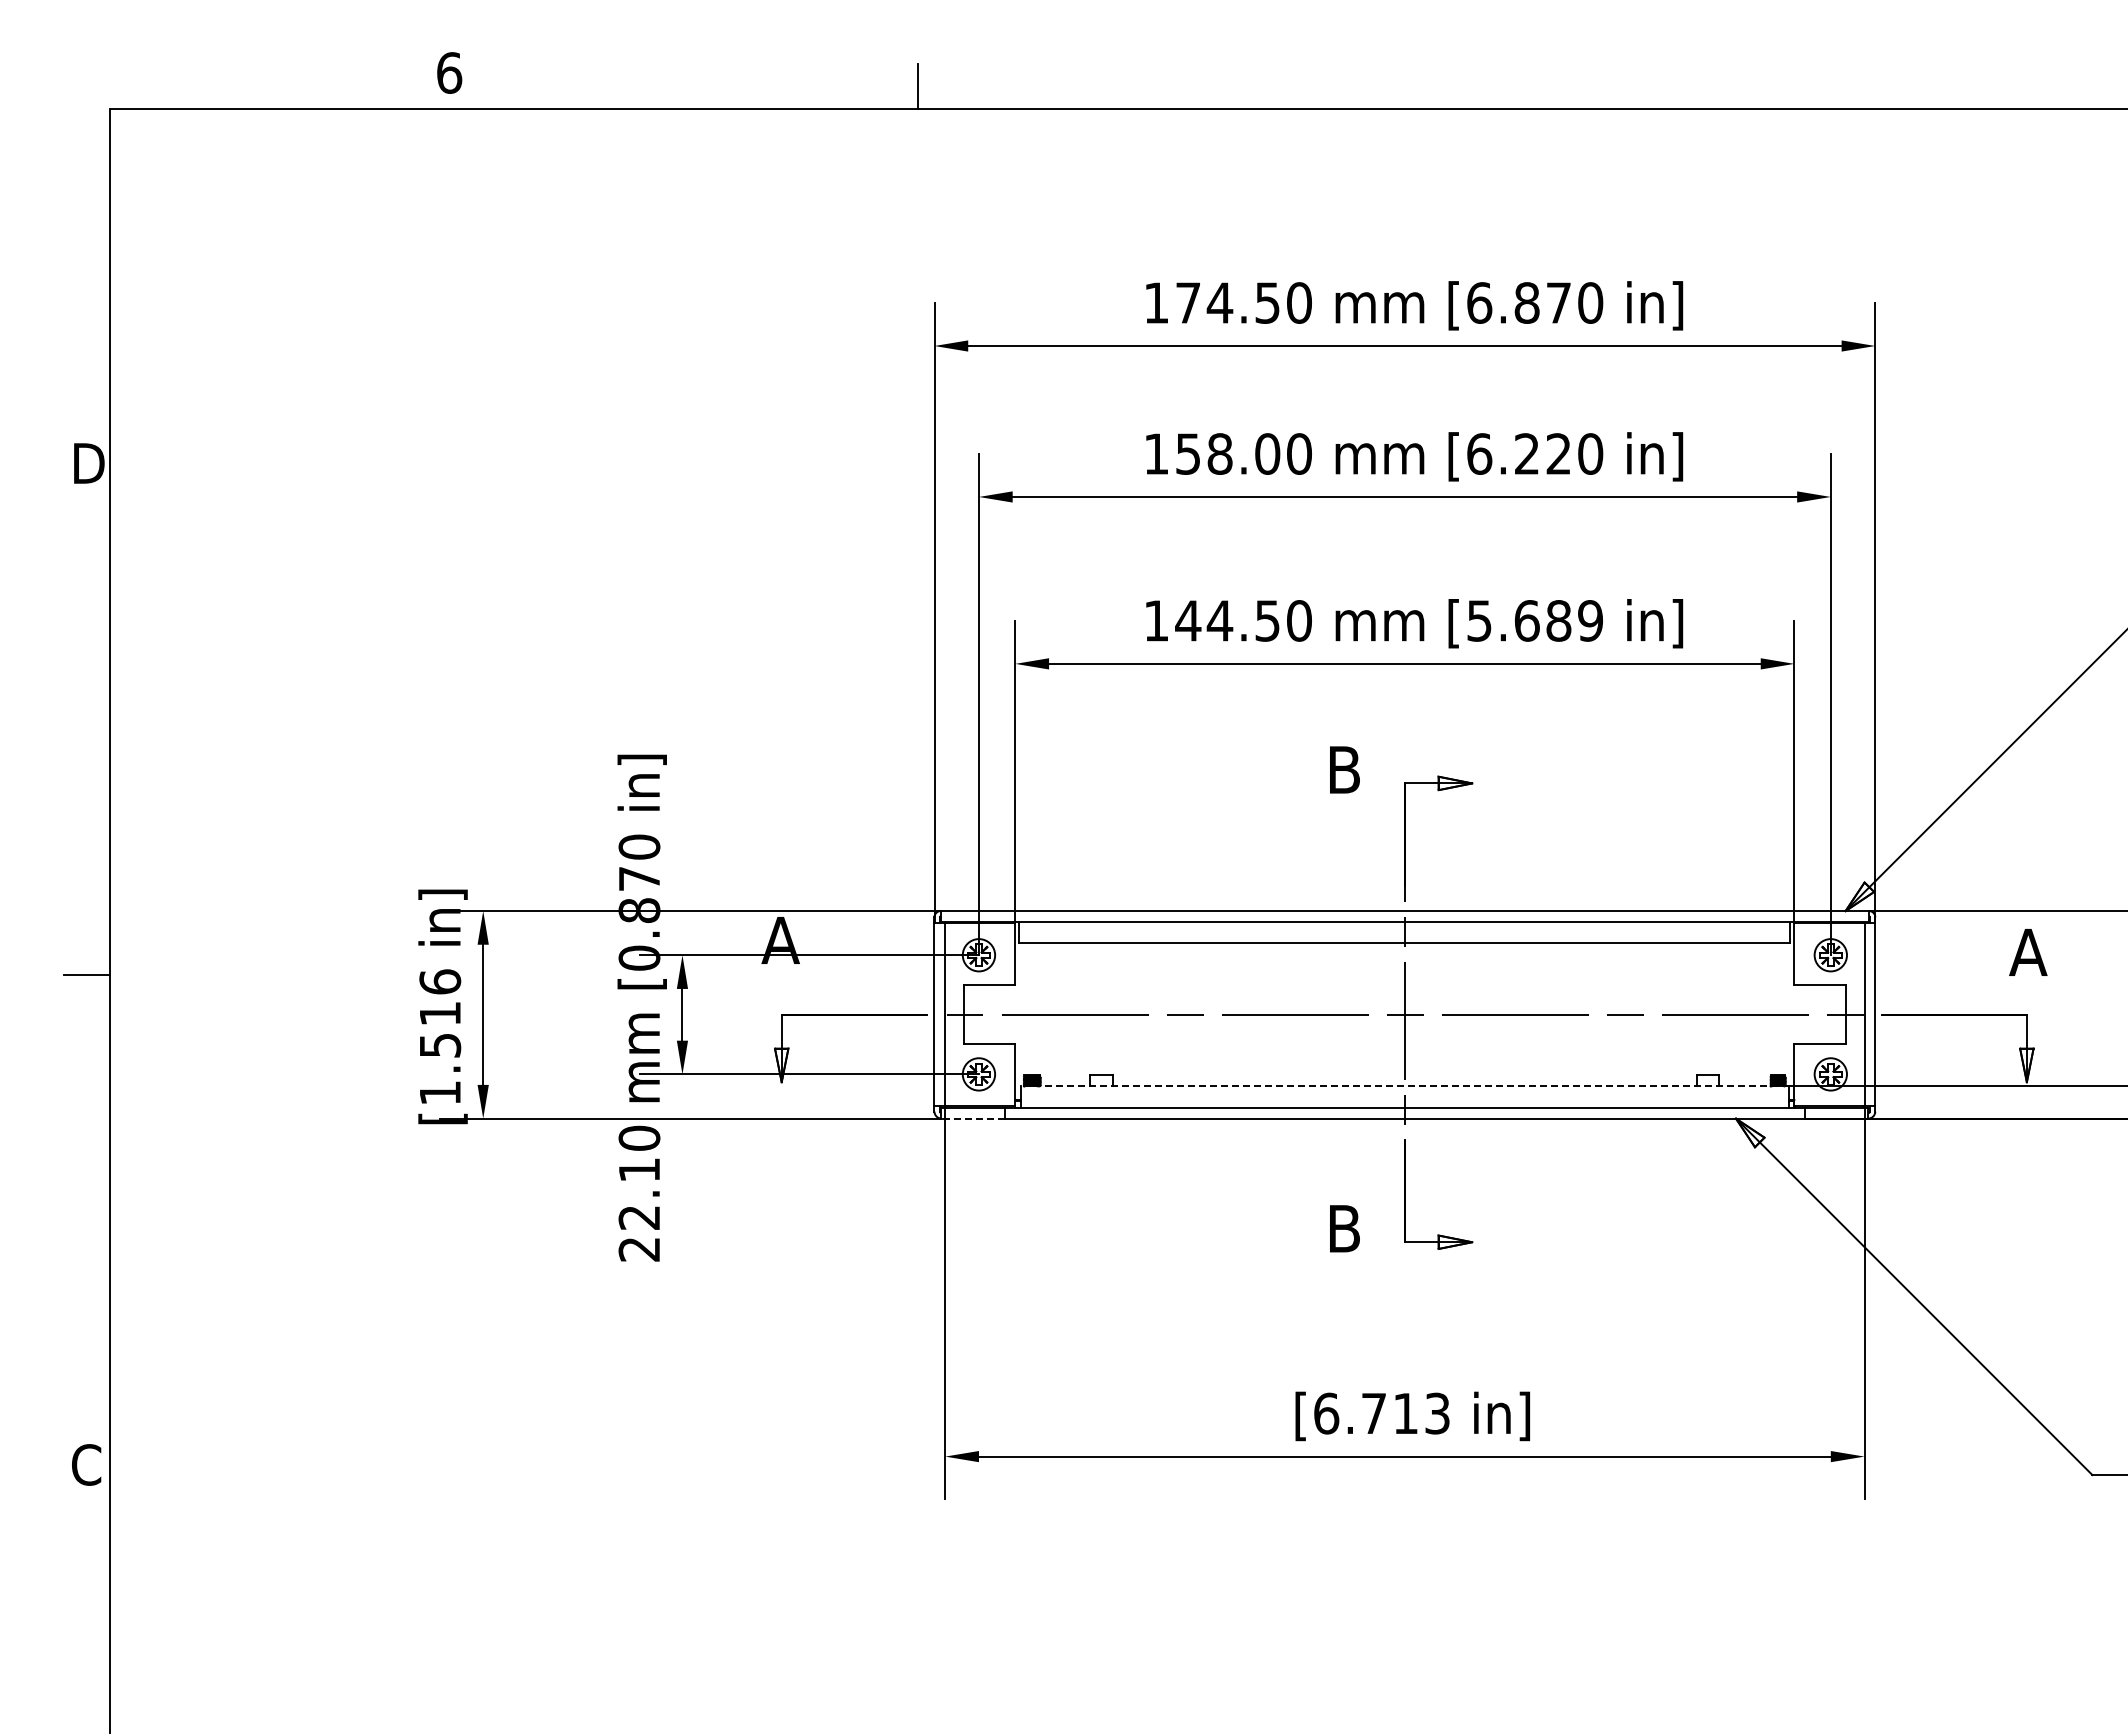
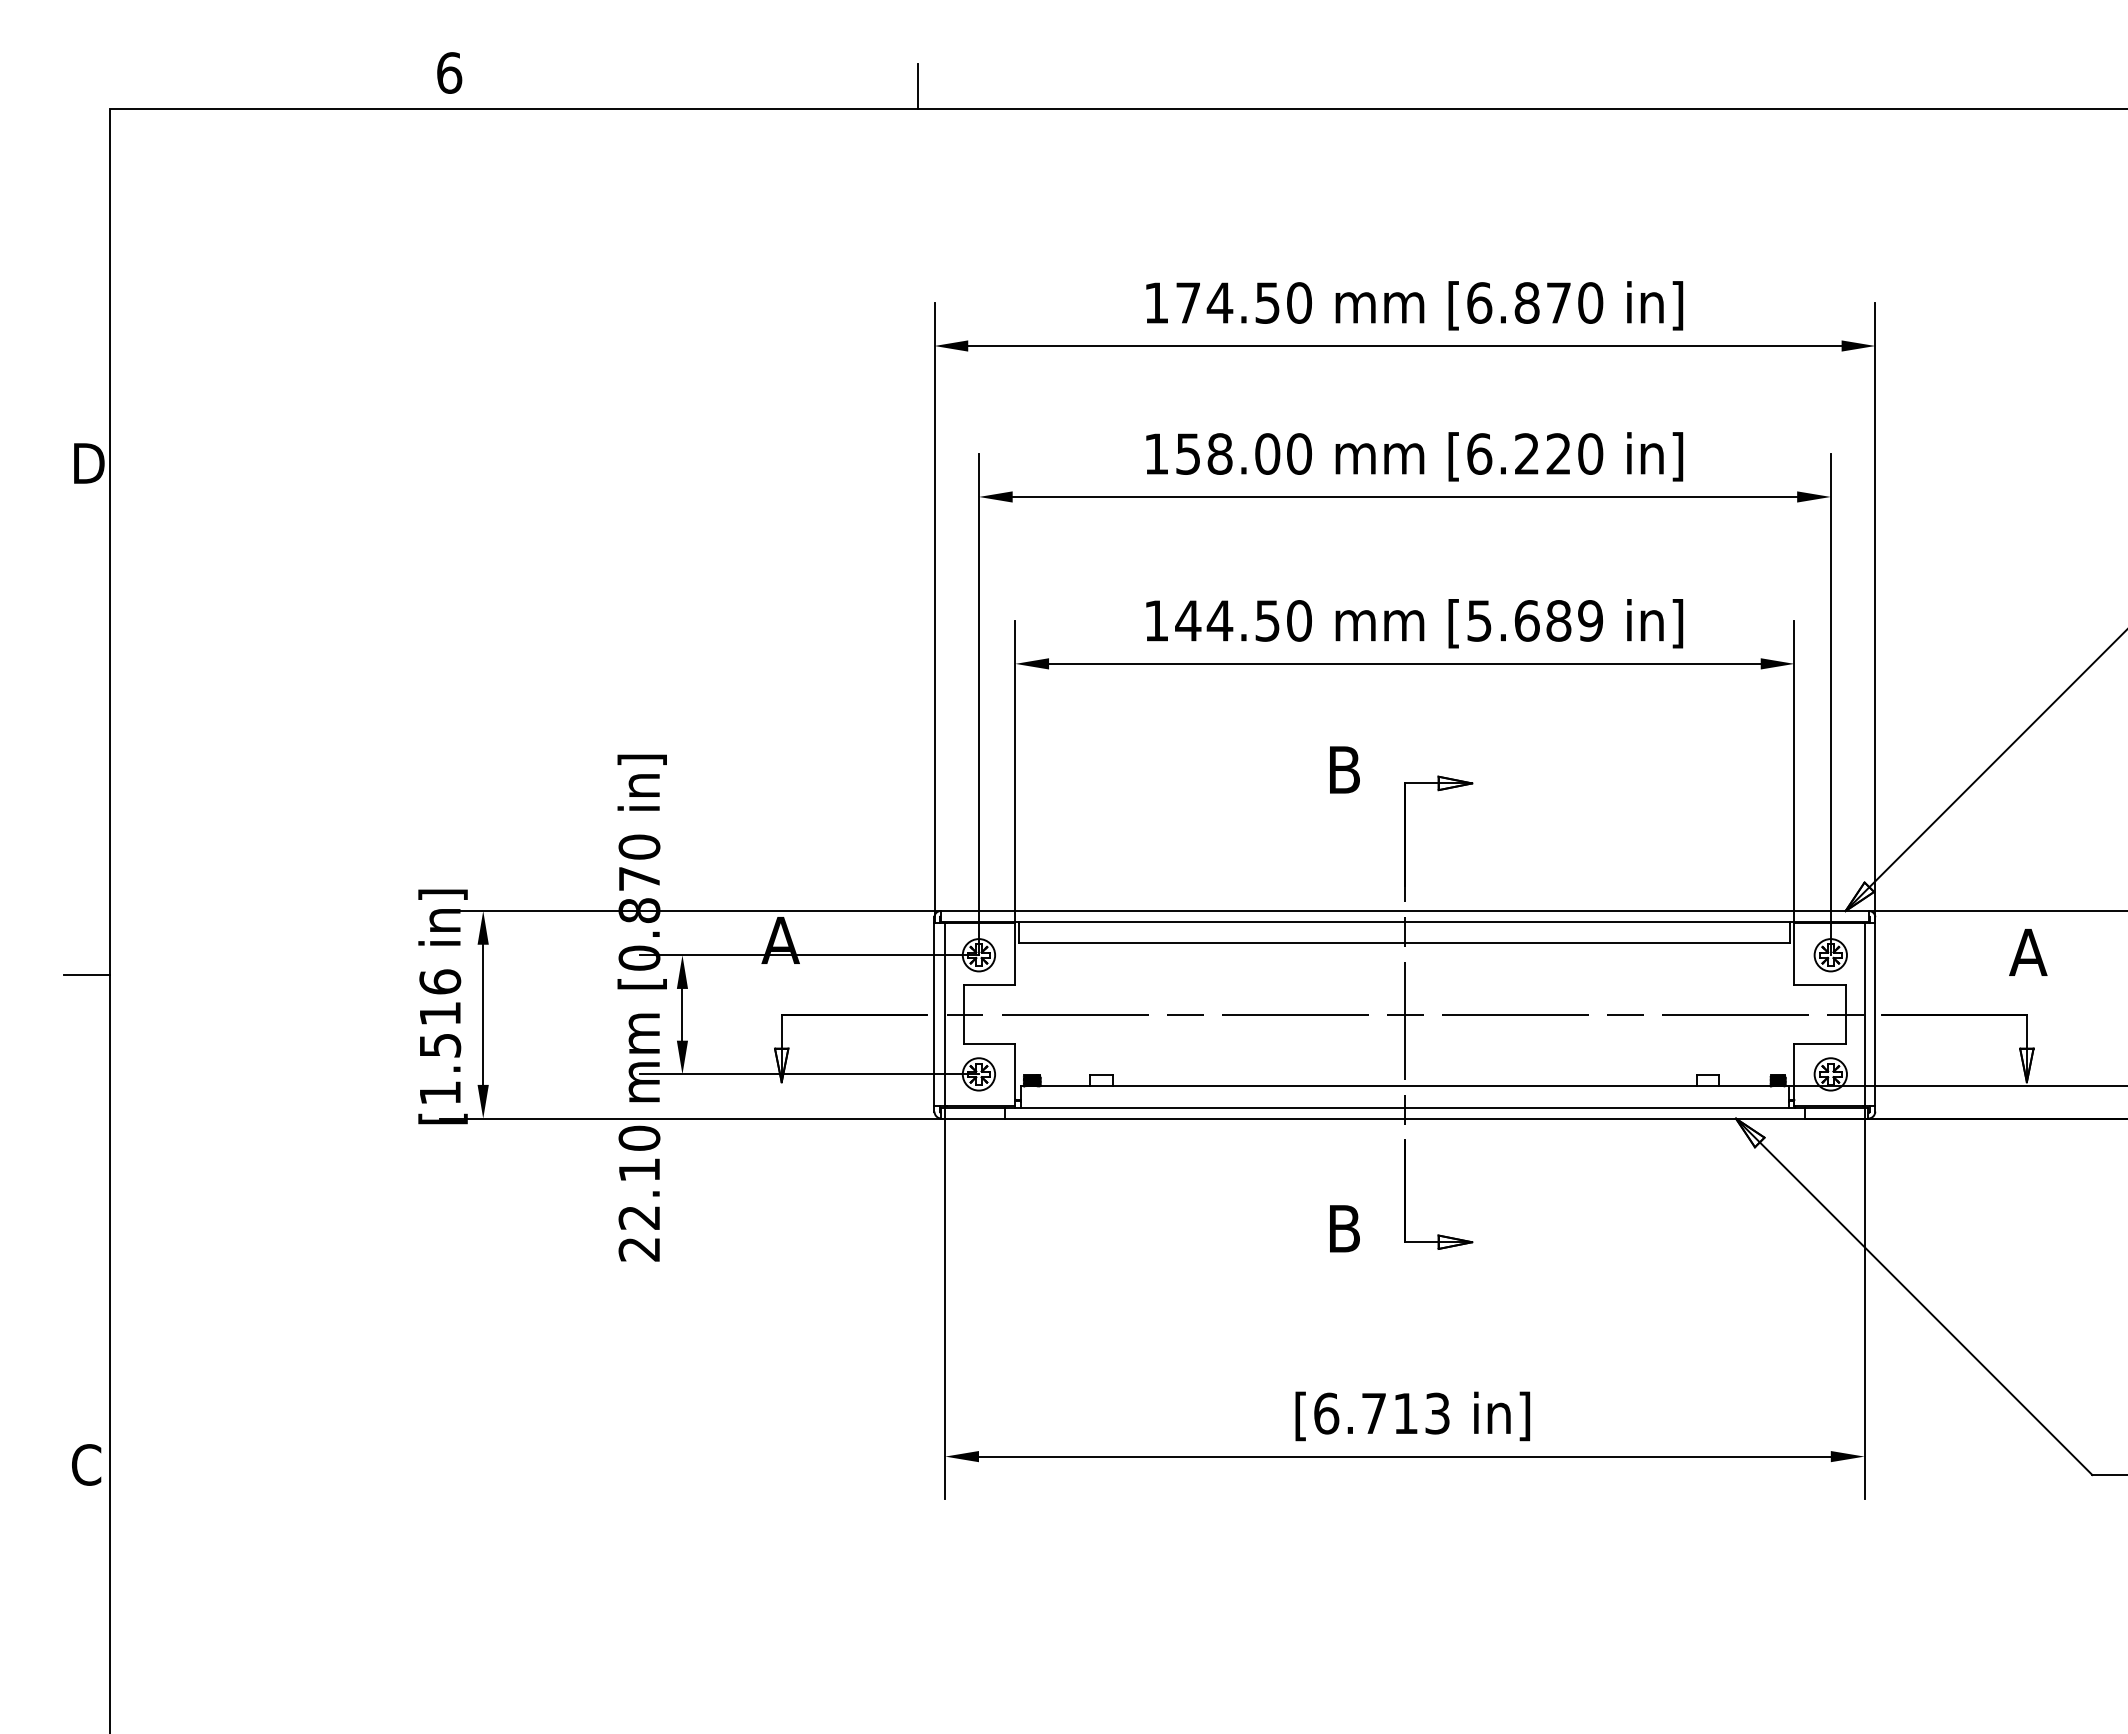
line: dashed -> solid (1404, 1086)
line: dashed -> solid (973, 1118)
